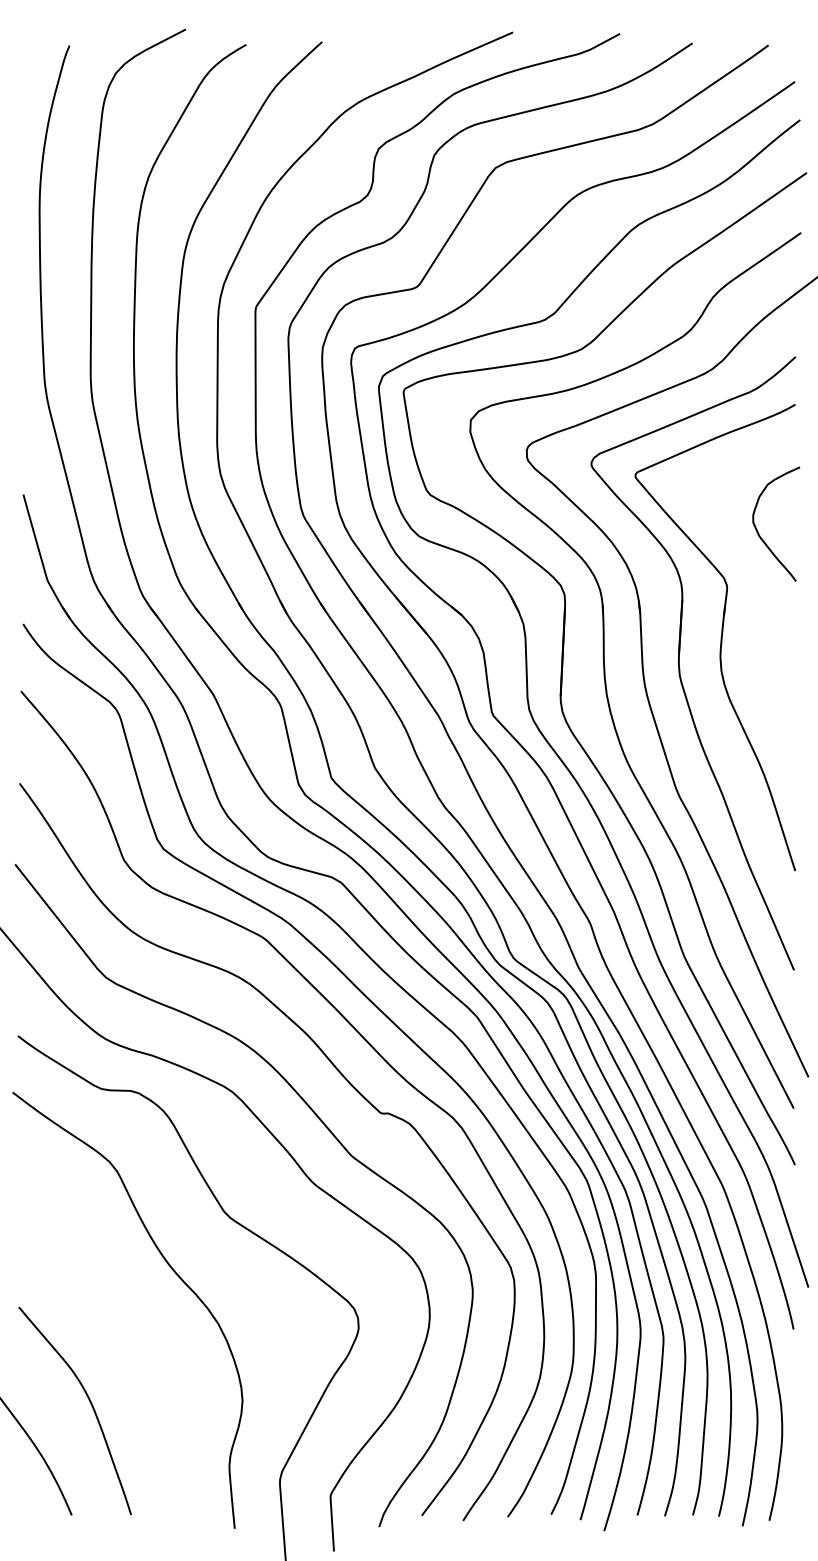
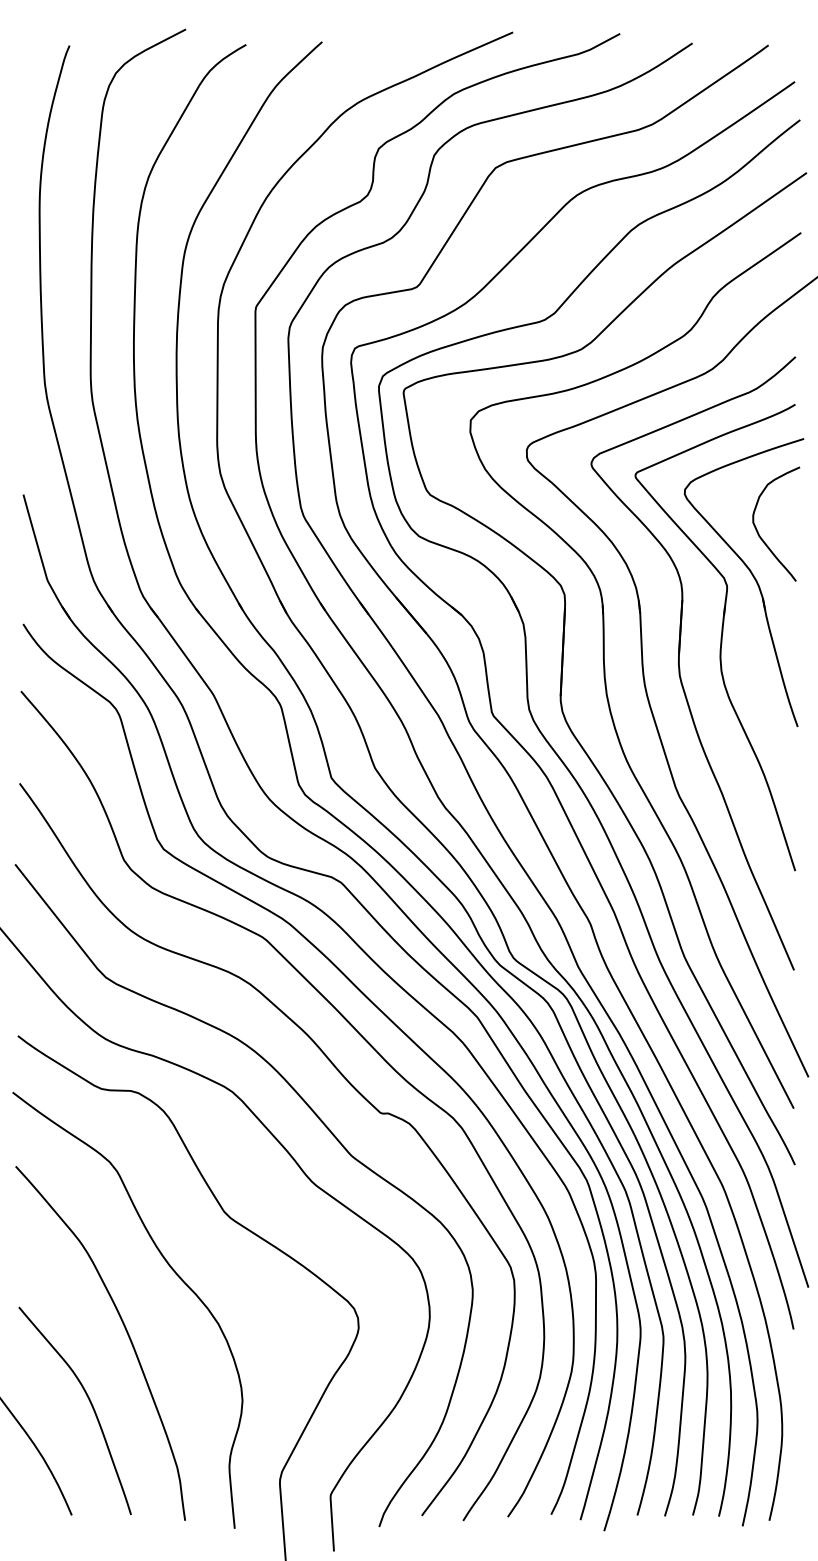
part: none -> present (753, 578)
curve: none -> present (126, 1333)
